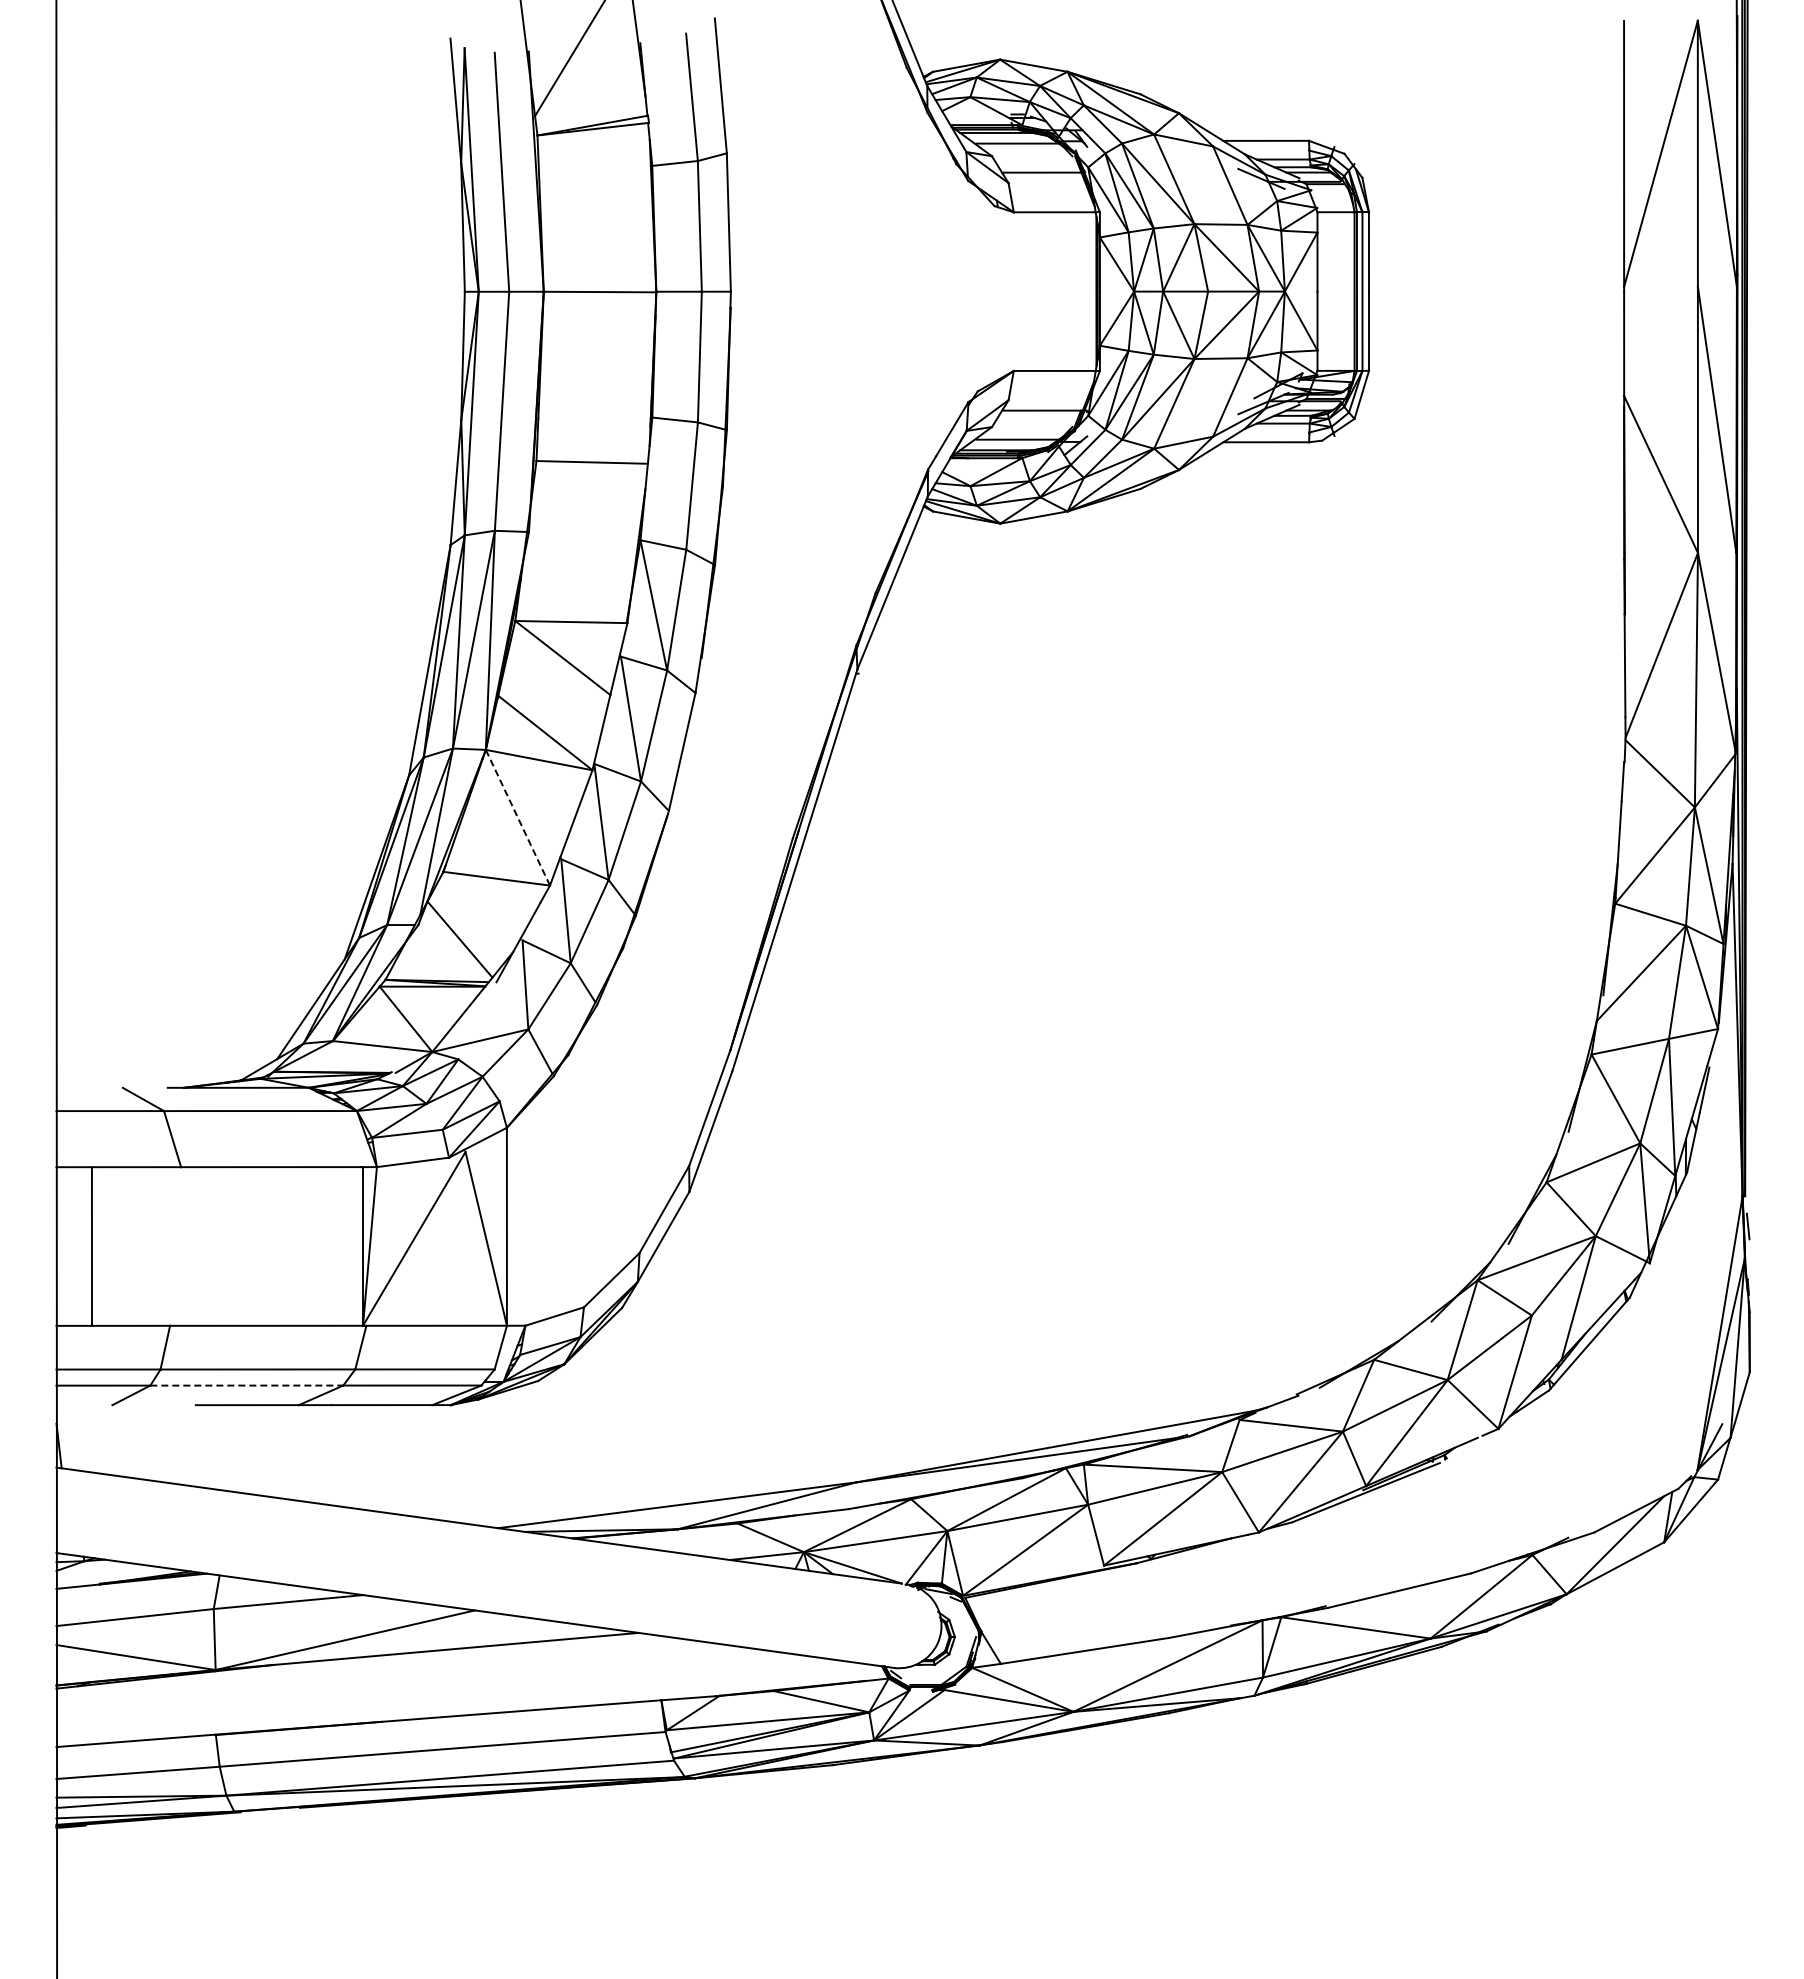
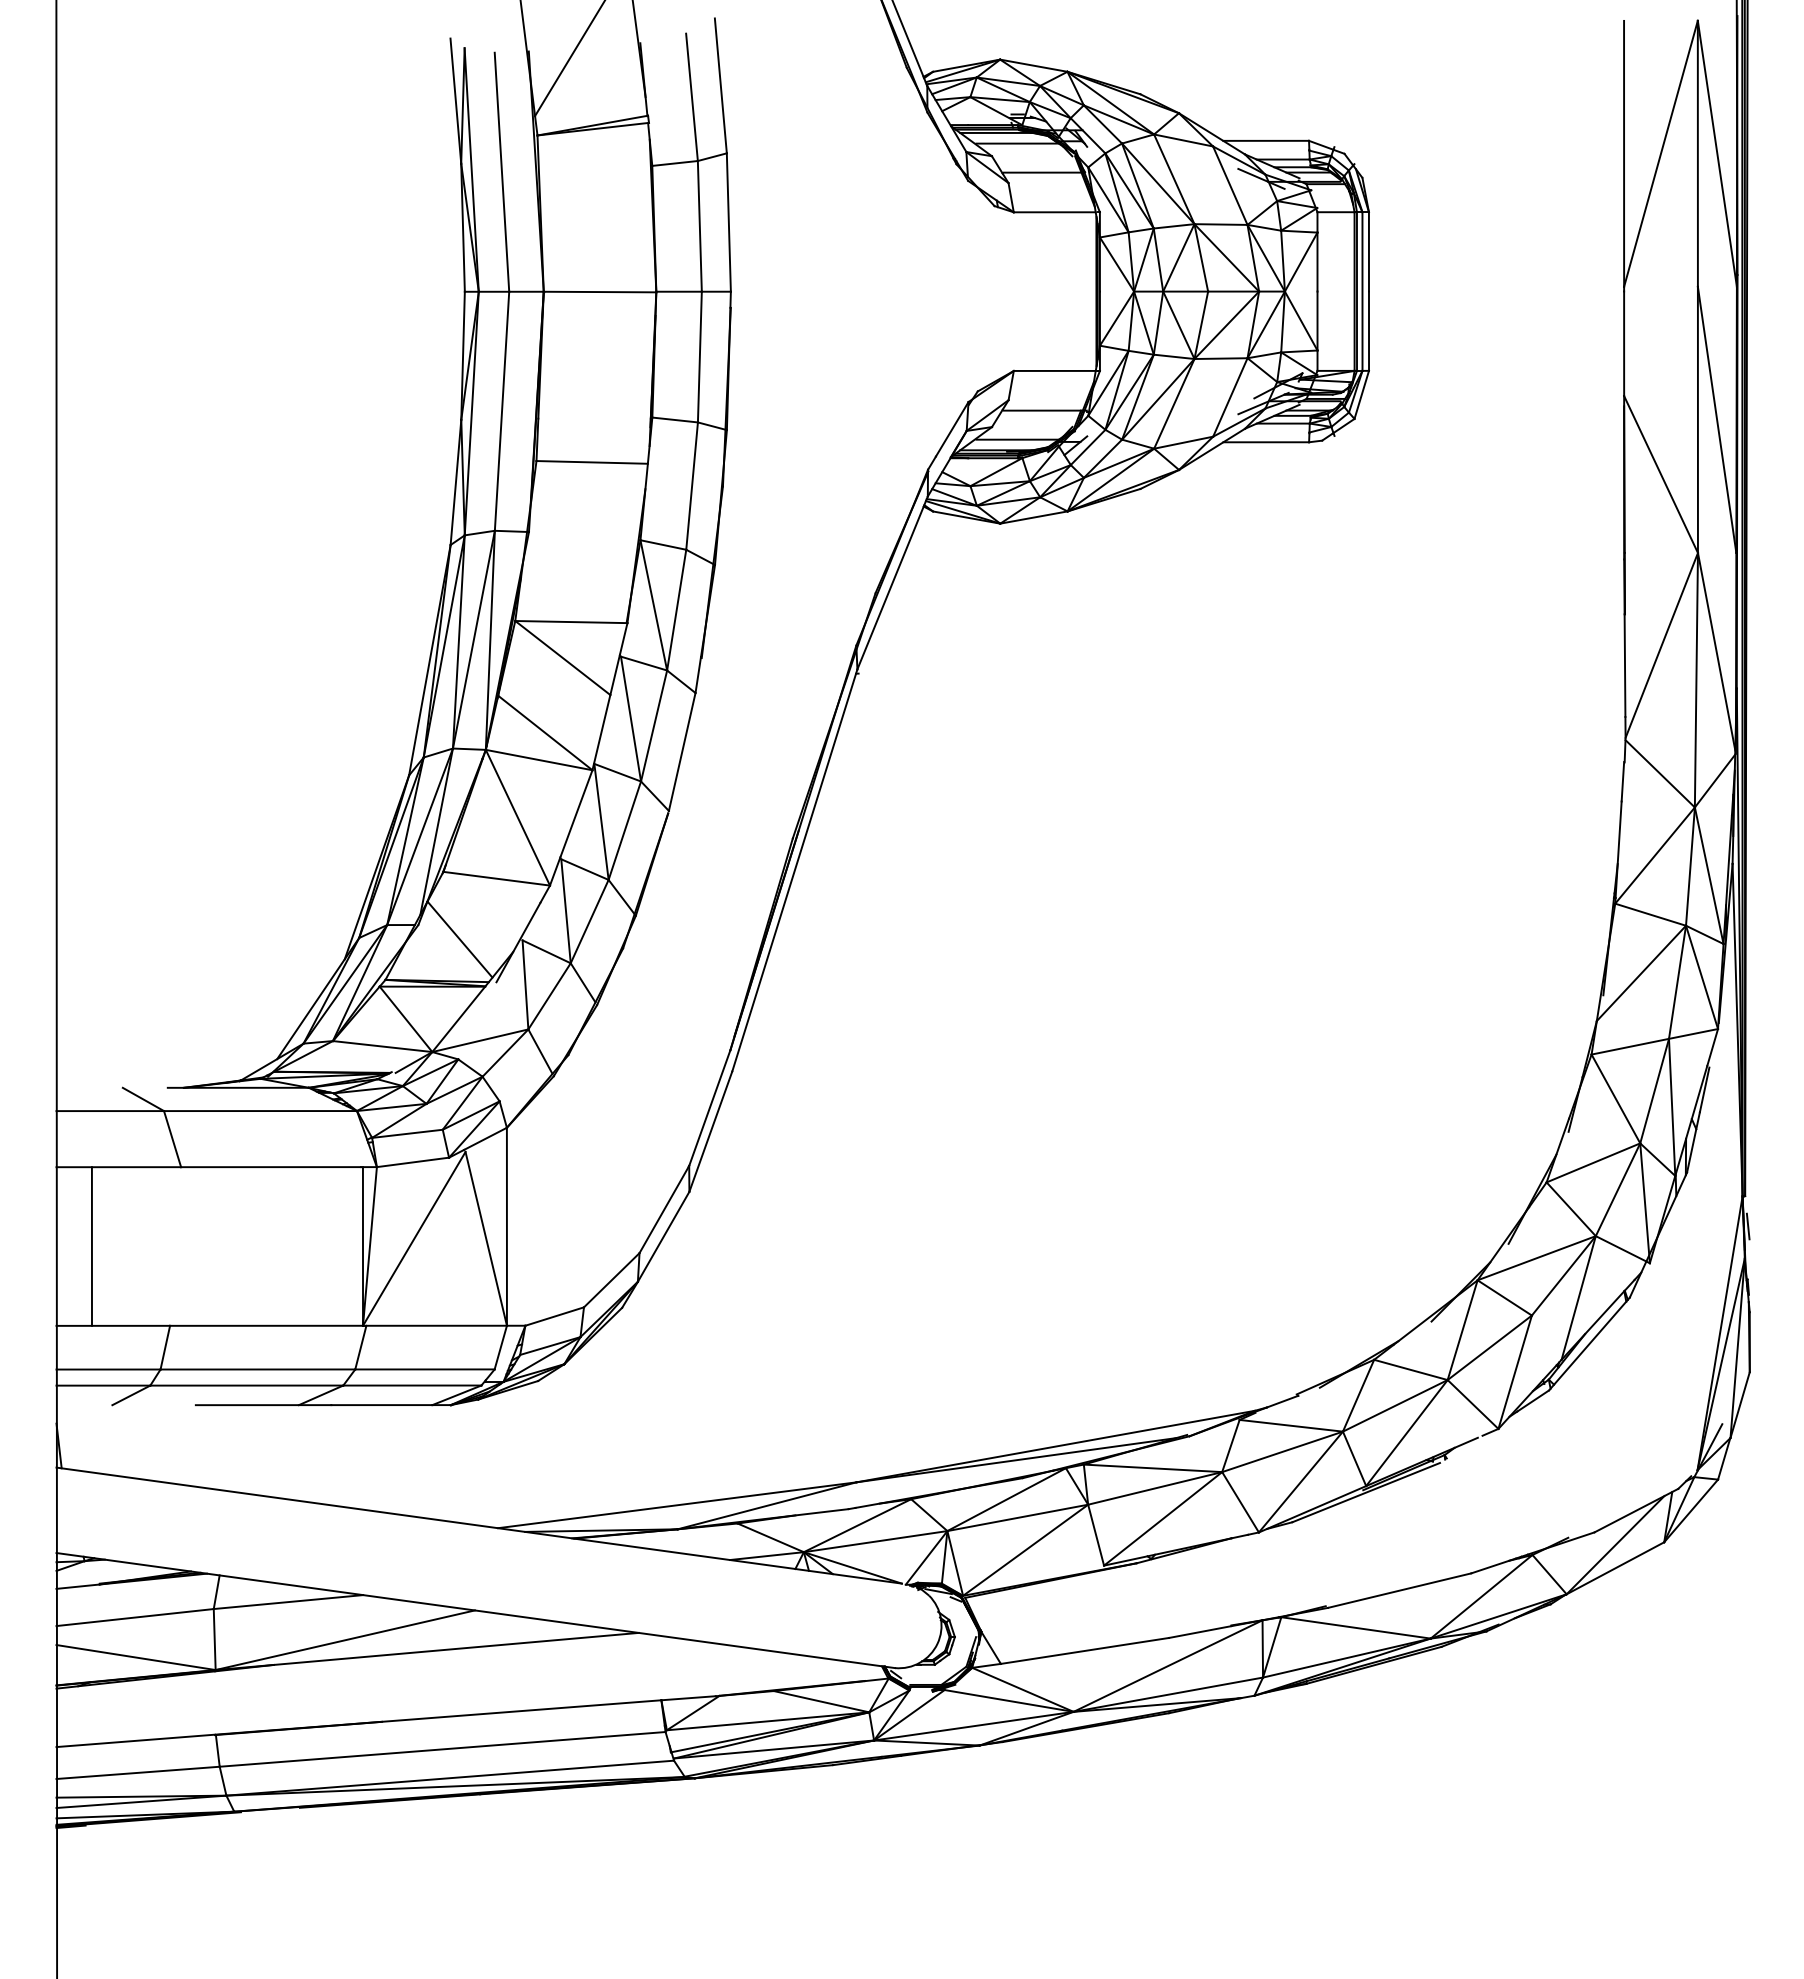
line: dashed -> solid (517, 817)
line: dashed -> solid (247, 1385)
